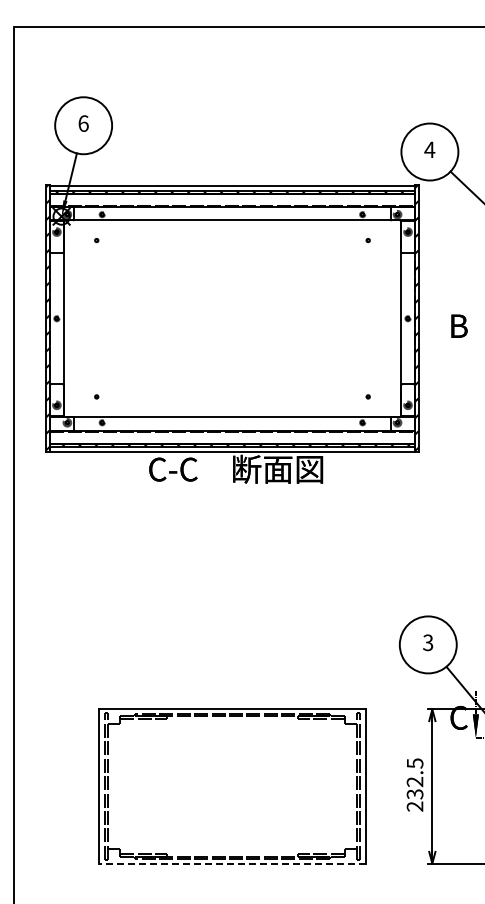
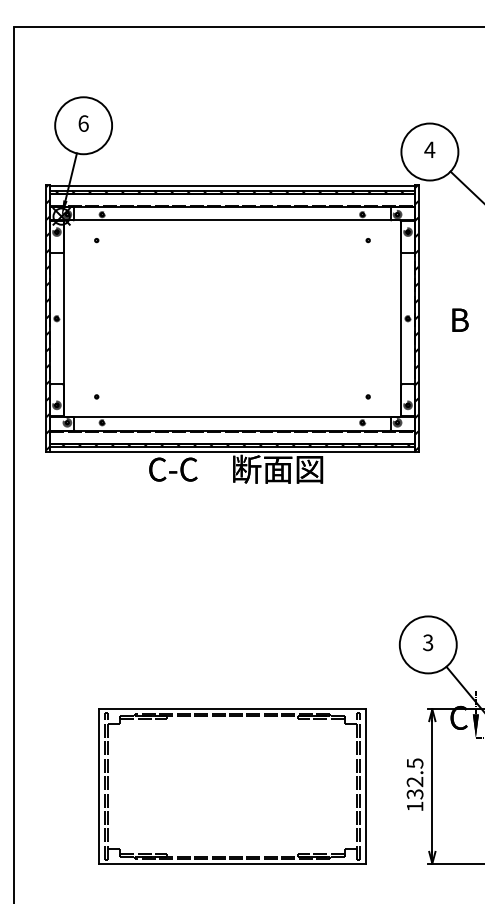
text position: (459, 325) -> (460, 319) (460, 319)
text: 232.5 -> 132.5 (414, 806)
line: dashed -> solid (232, 863)
